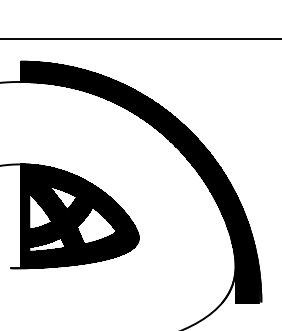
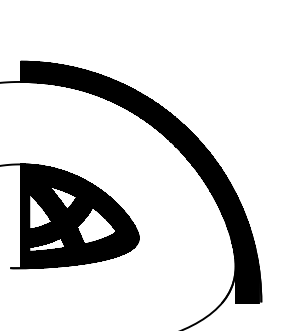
line: present -> none (140, 38)
